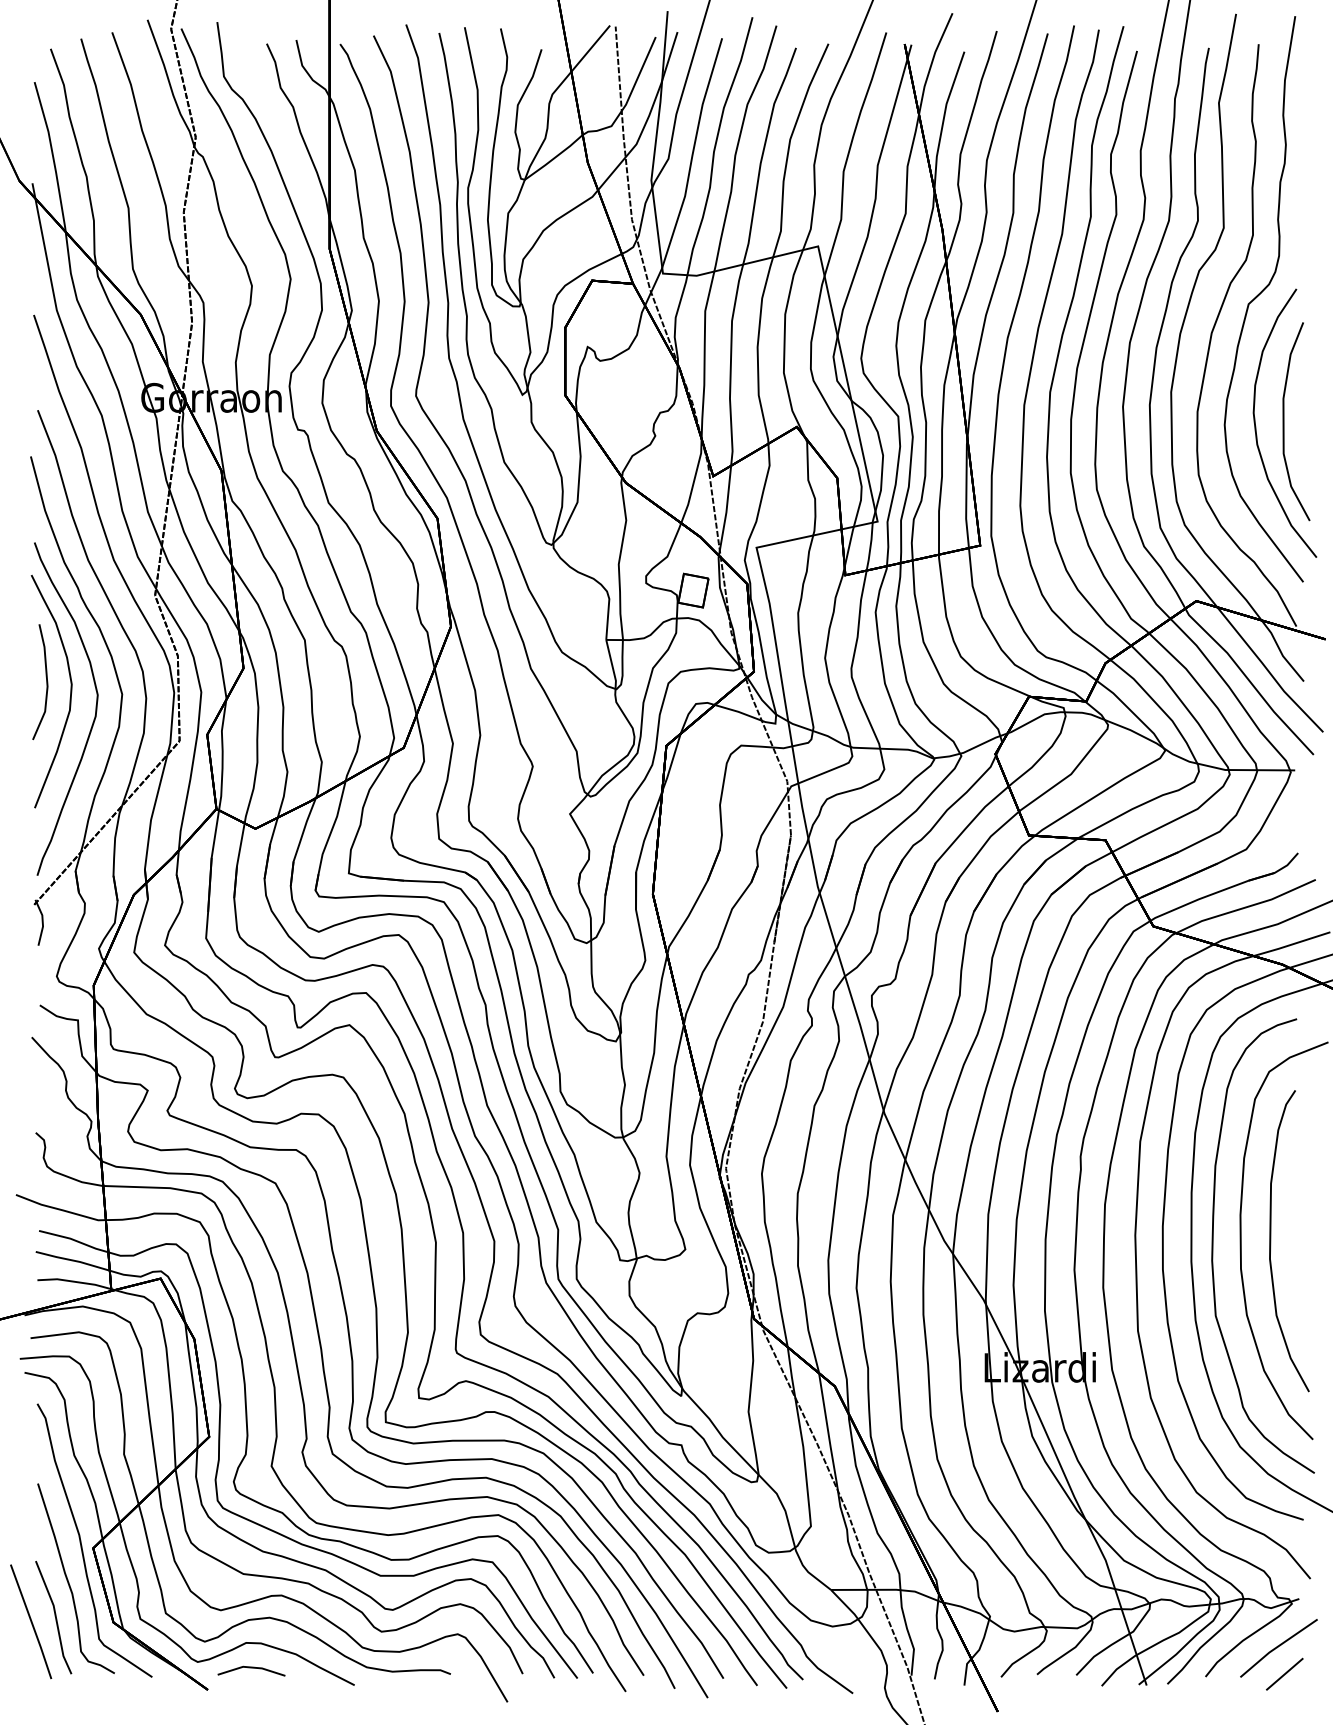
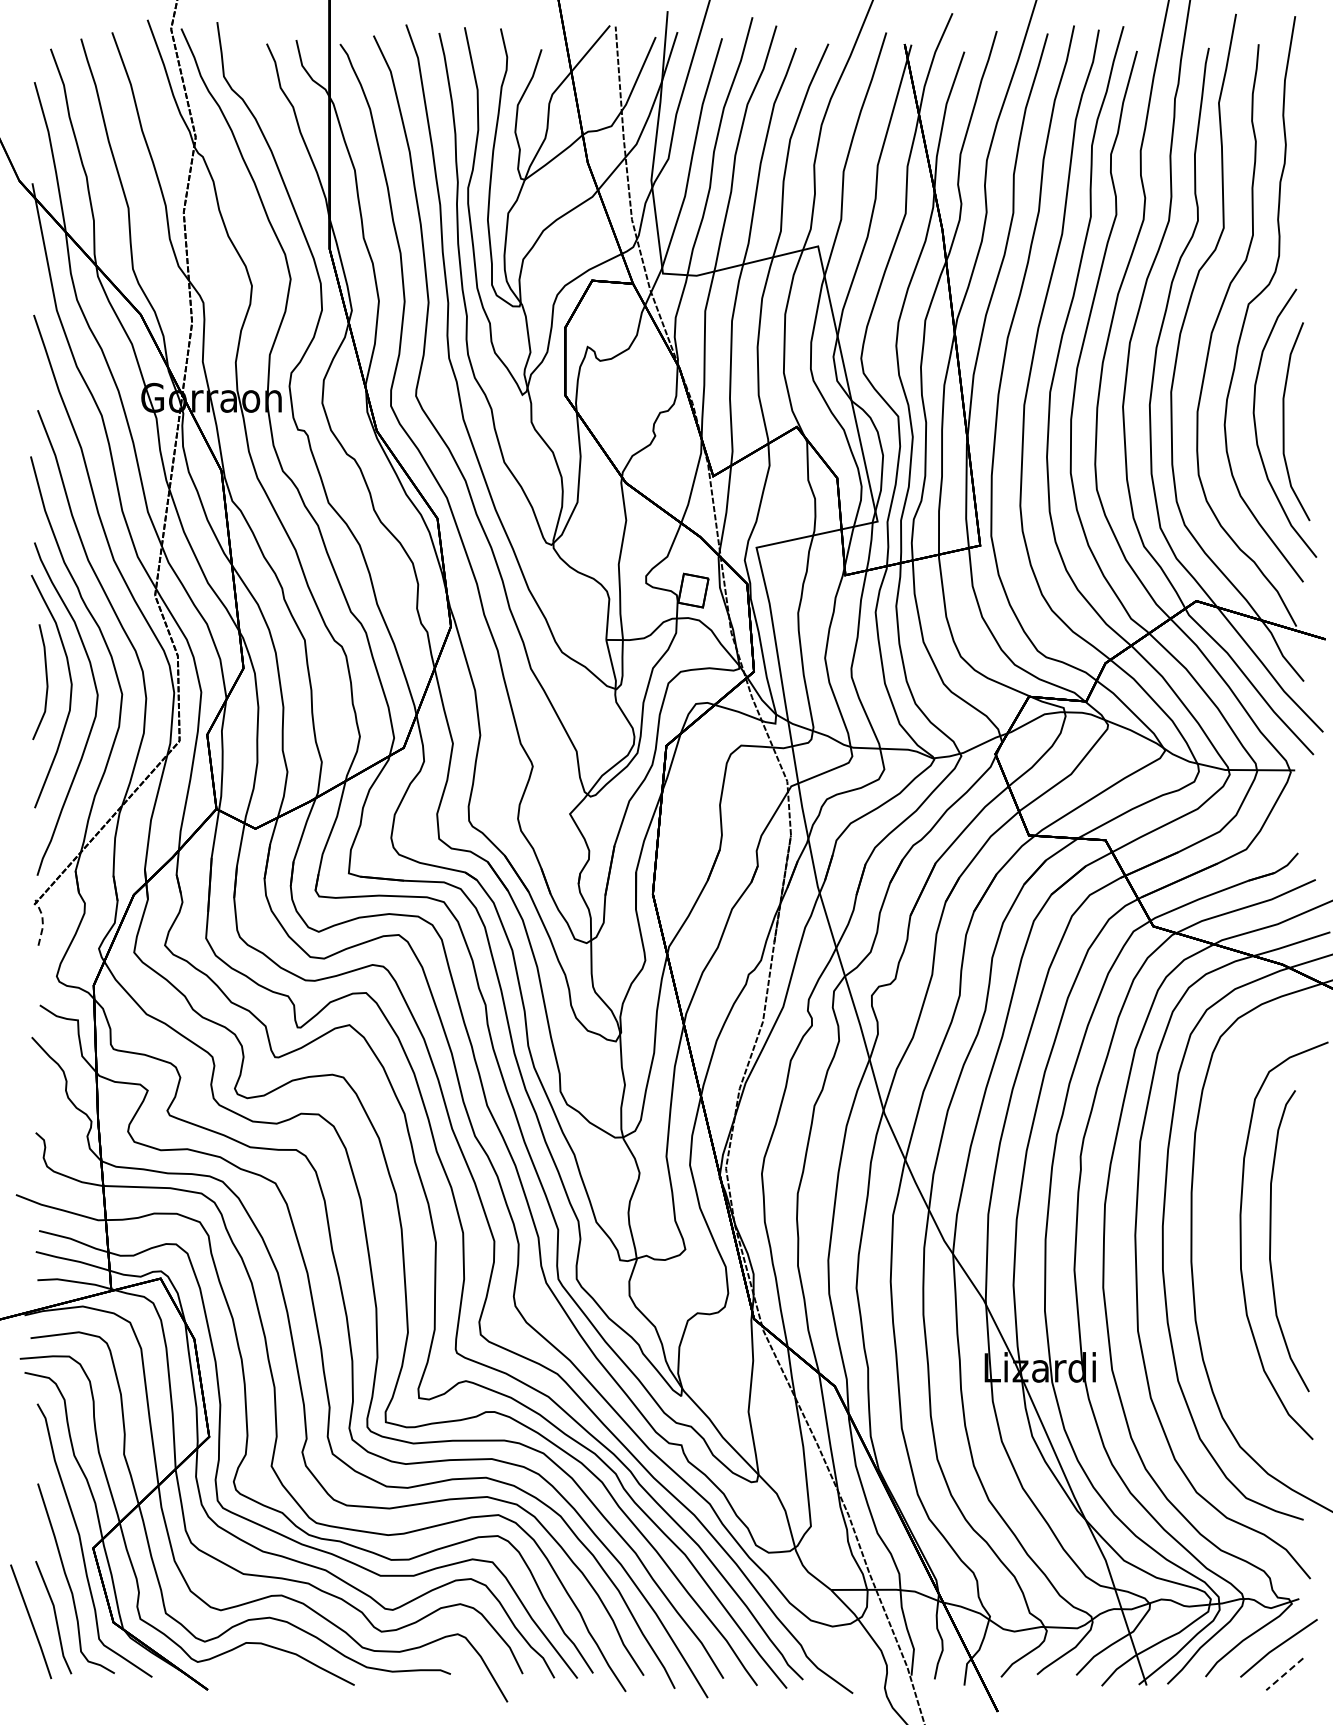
line: solid -> dashed (42, 921)
curve: present -> none (1213, 1245)
line: present -> none (251, 1668)
line: solid -> dashed (1284, 1674)
